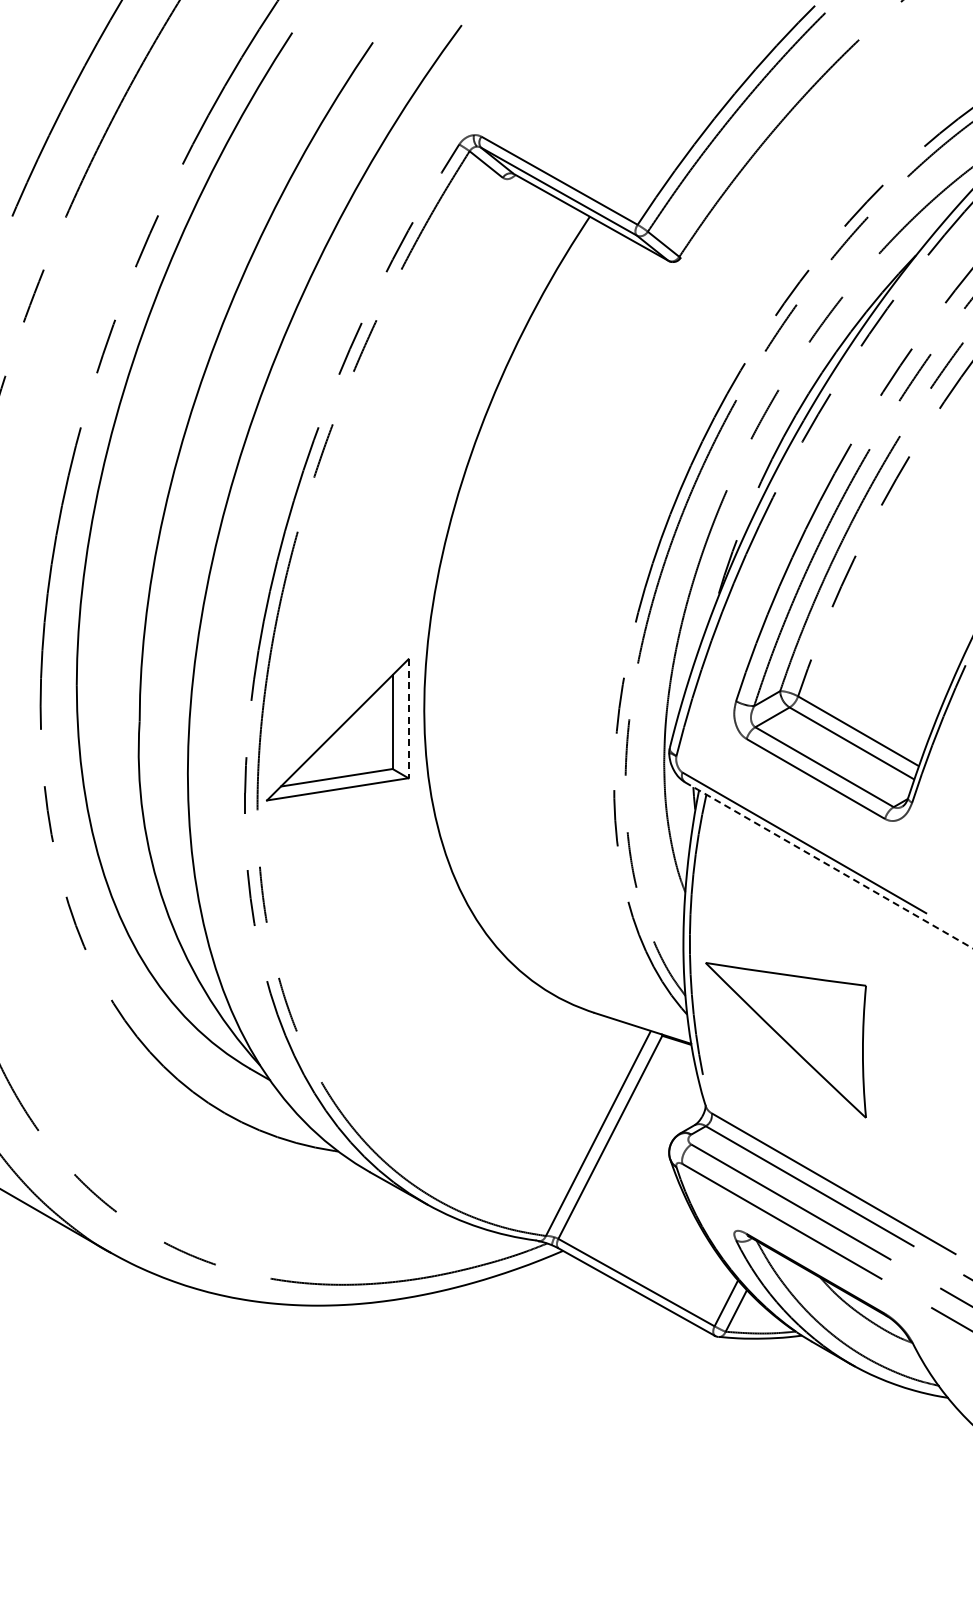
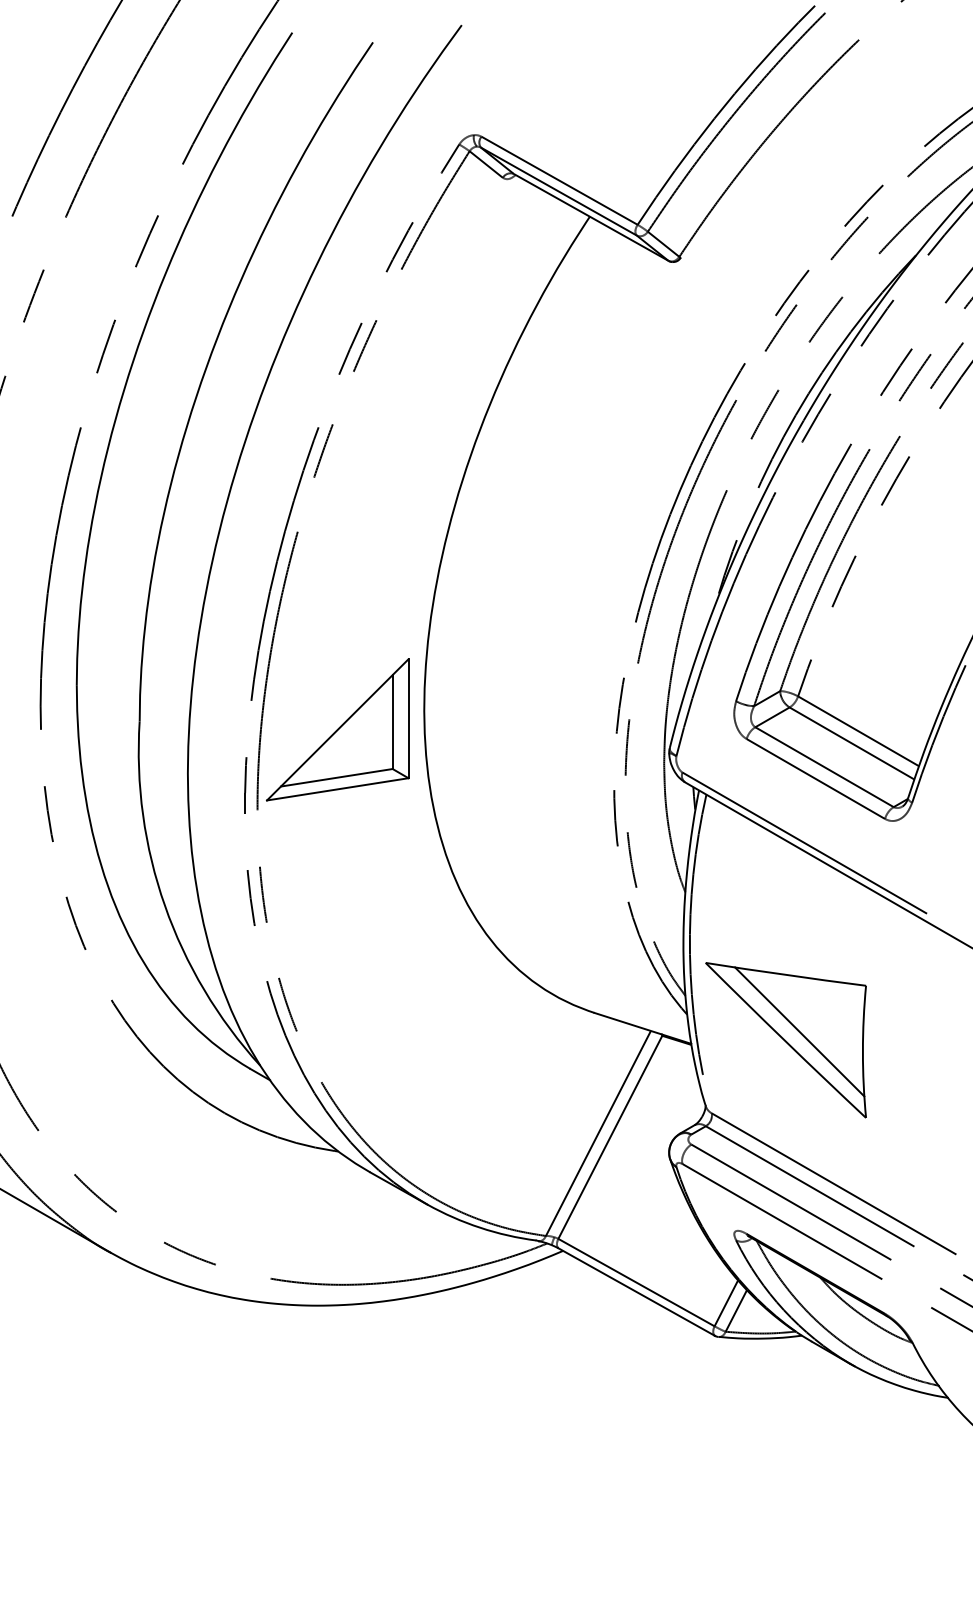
line: dashed -> solid (408, 719)
line: dashed -> solid (828, 865)
line: none -> present (799, 1031)
